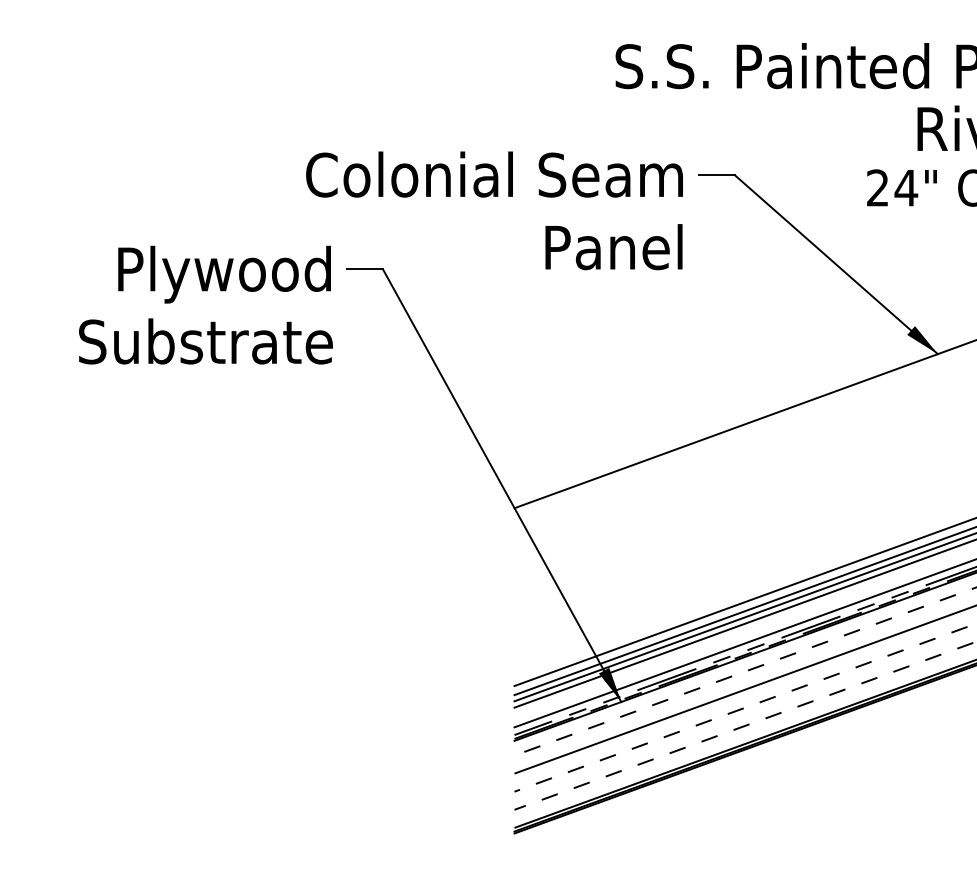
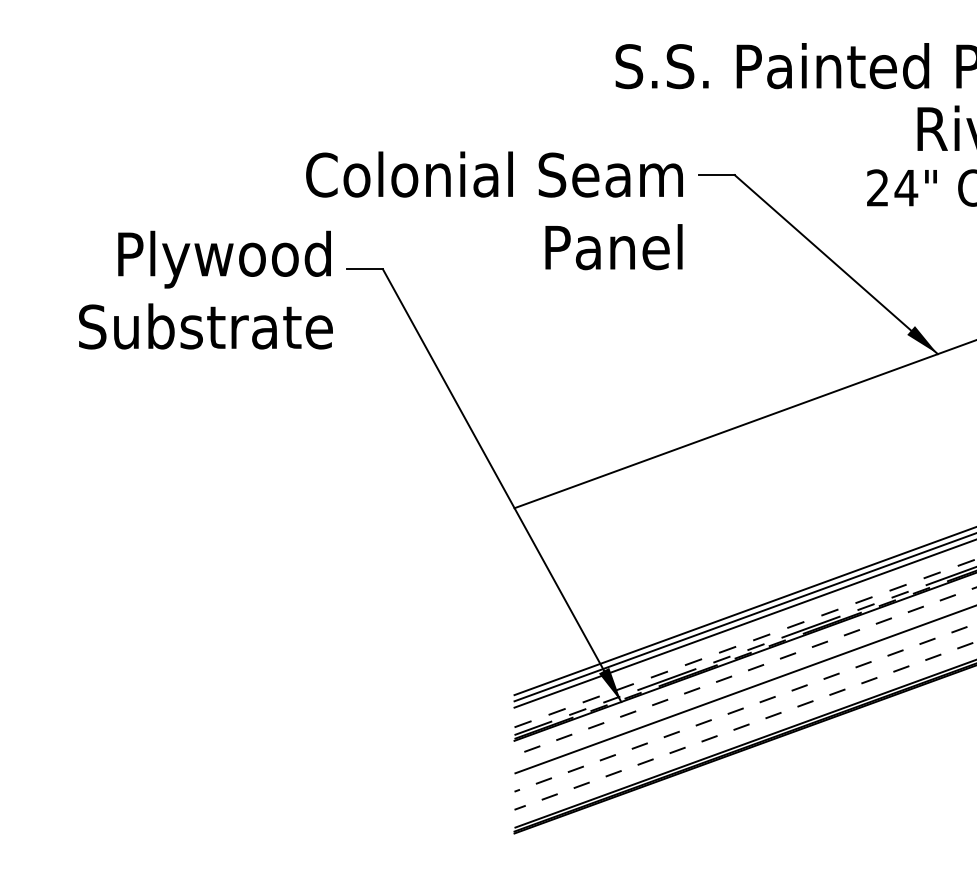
text position: (205, 304) -> (205, 289) (205, 289)
line: present -> none (743, 602)
line: solid -> dashed (745, 643)
